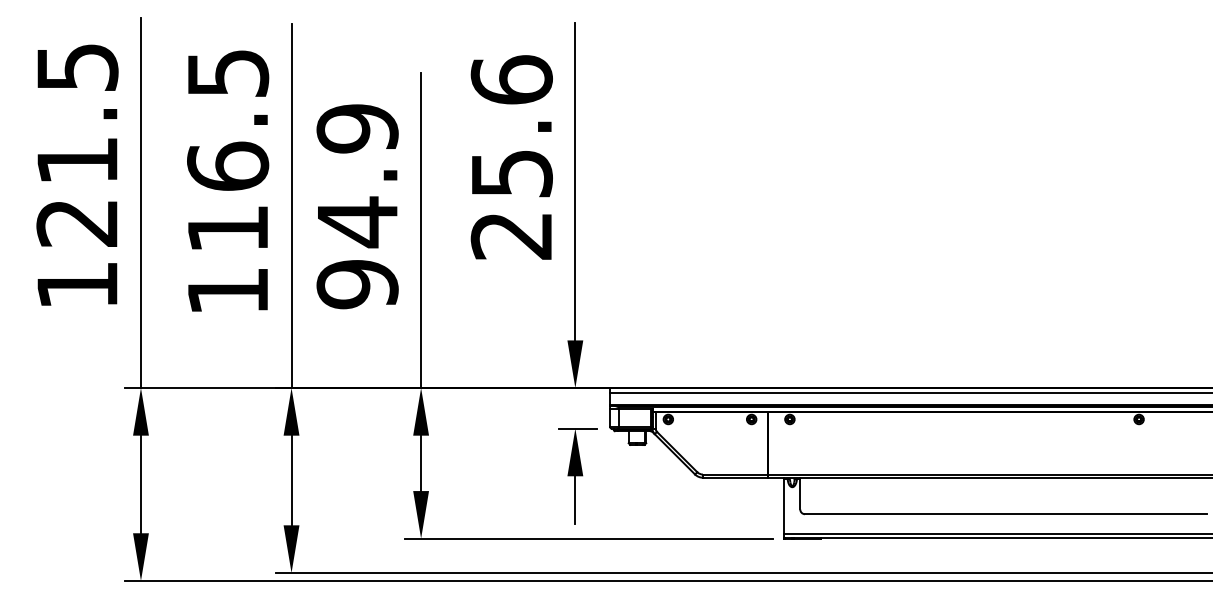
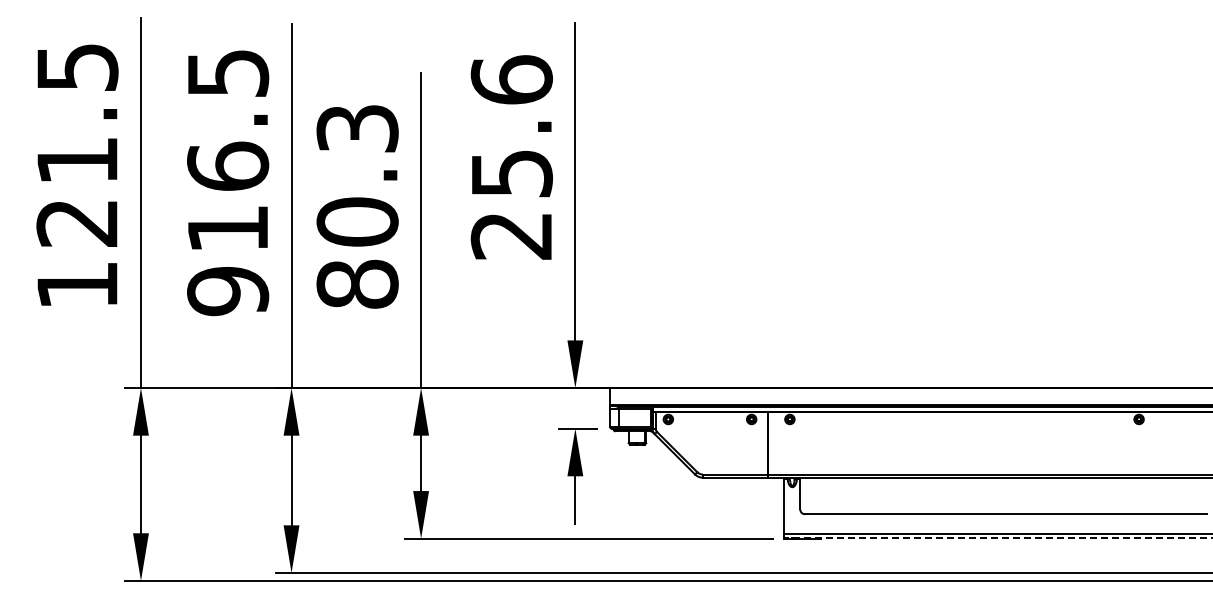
text: 94.9 -> 80.3 (357, 206)
text: 116.5 -> 916.5 (228, 291)
line: present -> none (909, 392)
line: solid -> dashed (998, 538)
